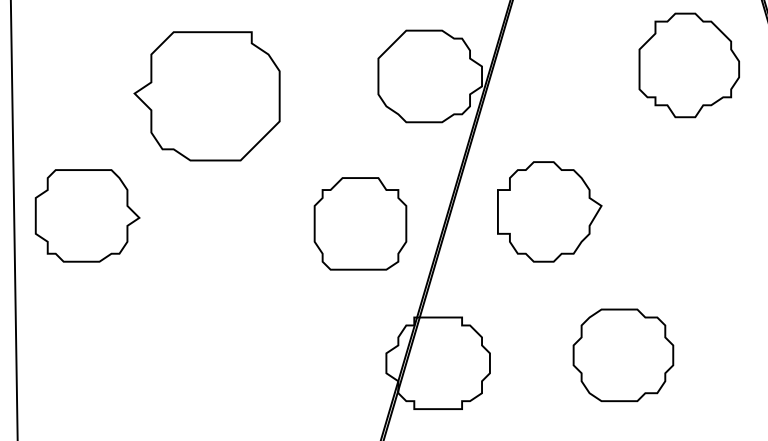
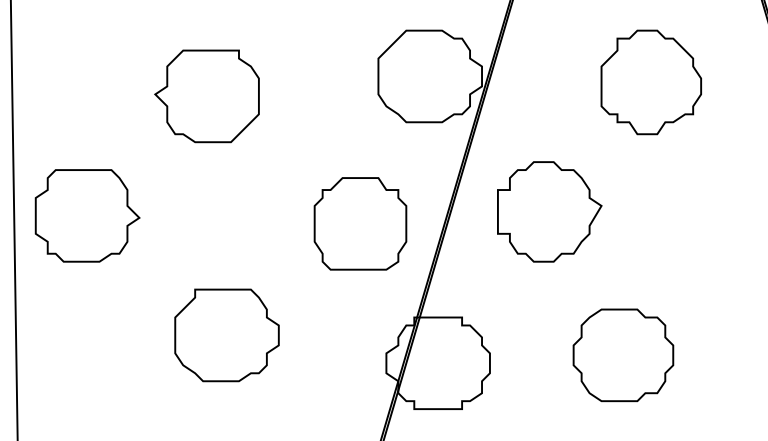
part position: (688, 65) -> (650, 82) (650, 82)
part size: 148x131 px -> 106x95 px (206, 96)
part: none -> present (226, 335)
